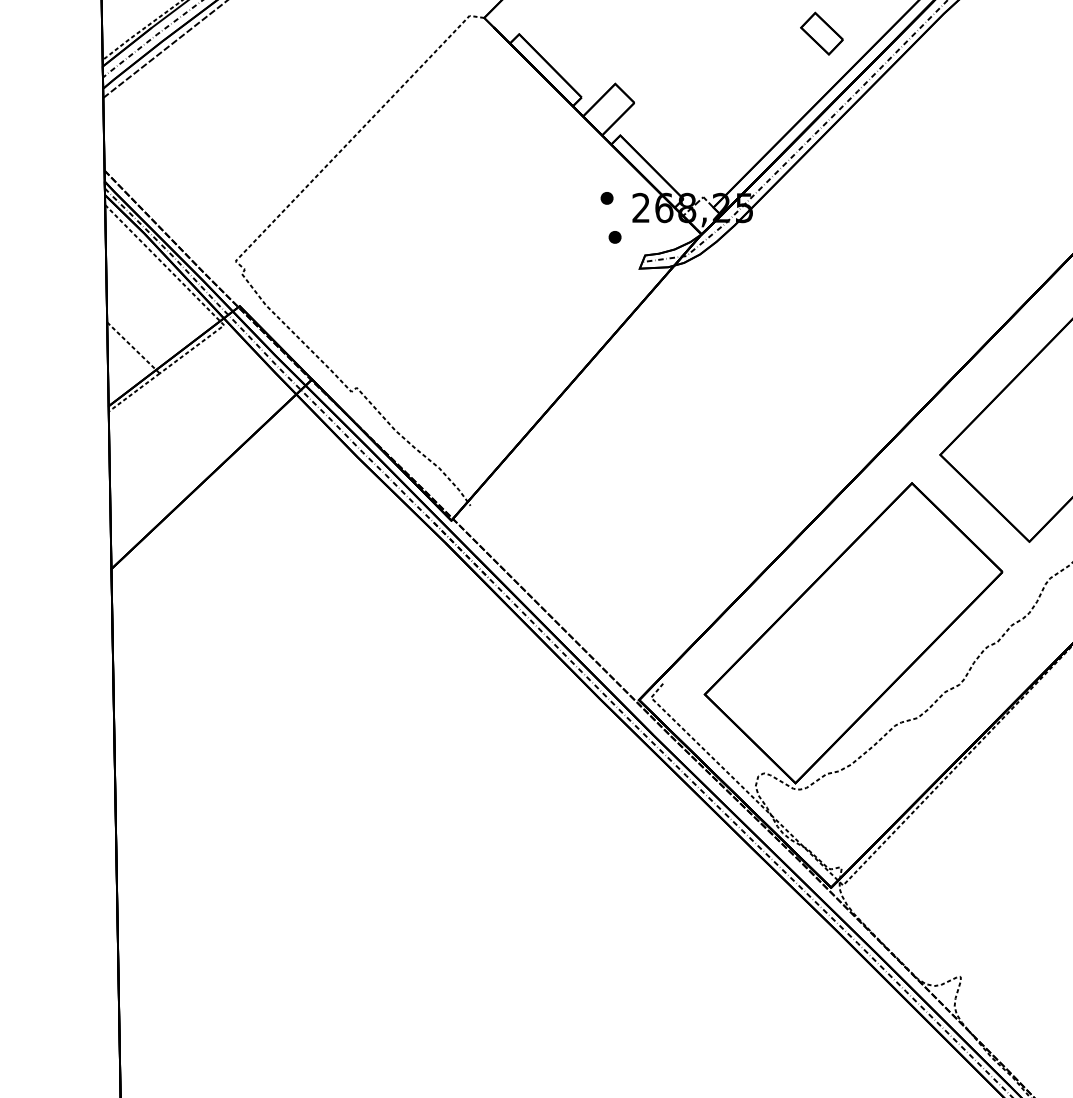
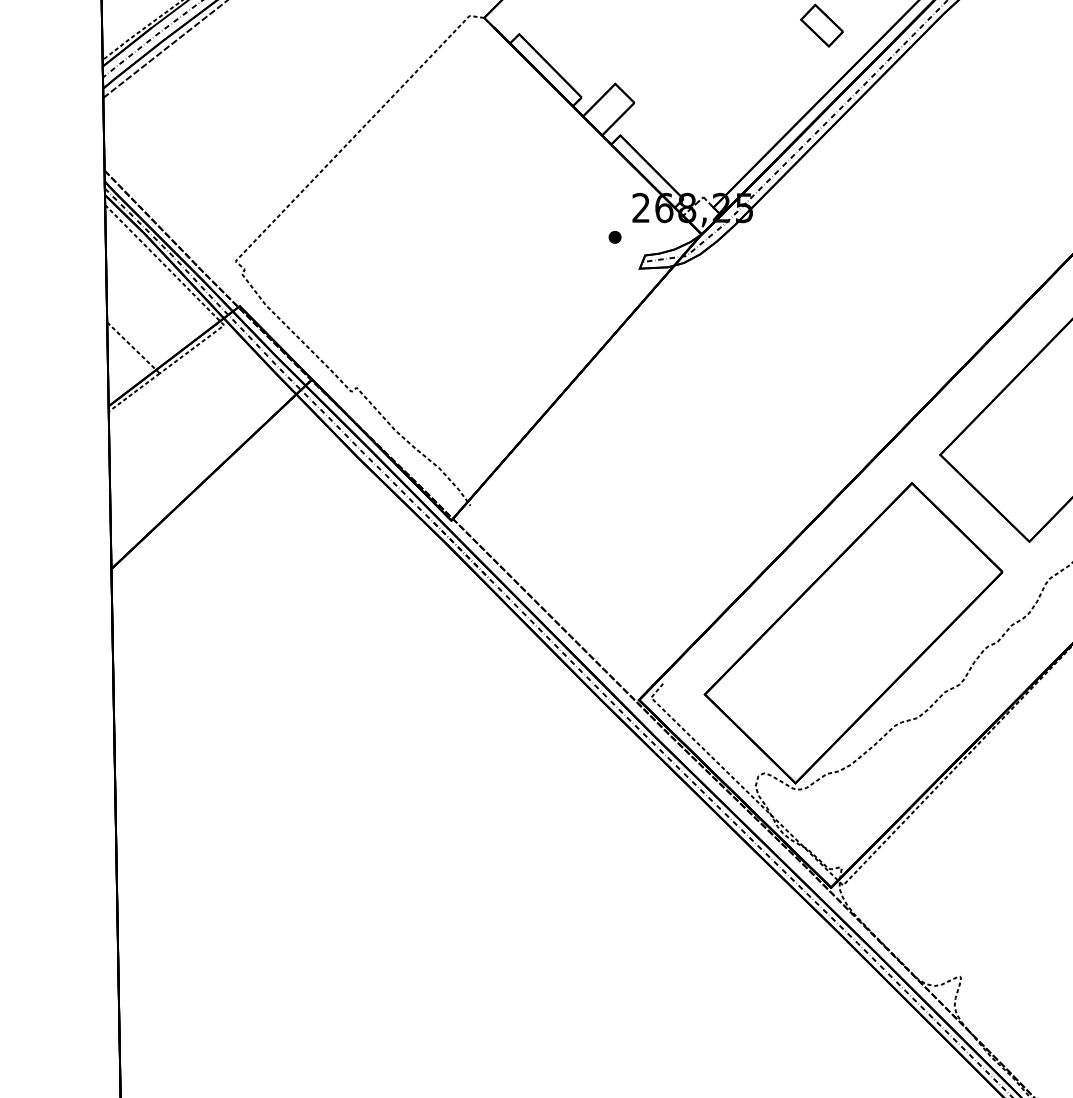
part position: (821, 33) -> (821, 25) (821, 25)
part: present -> none (606, 198)
